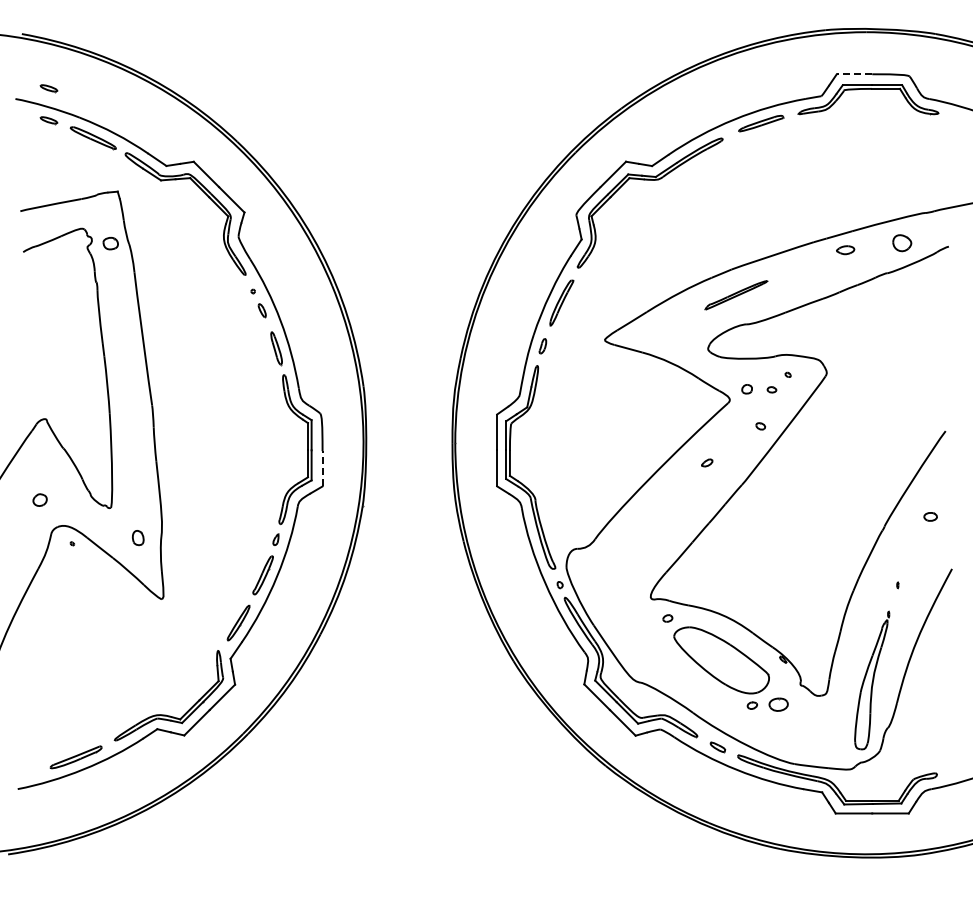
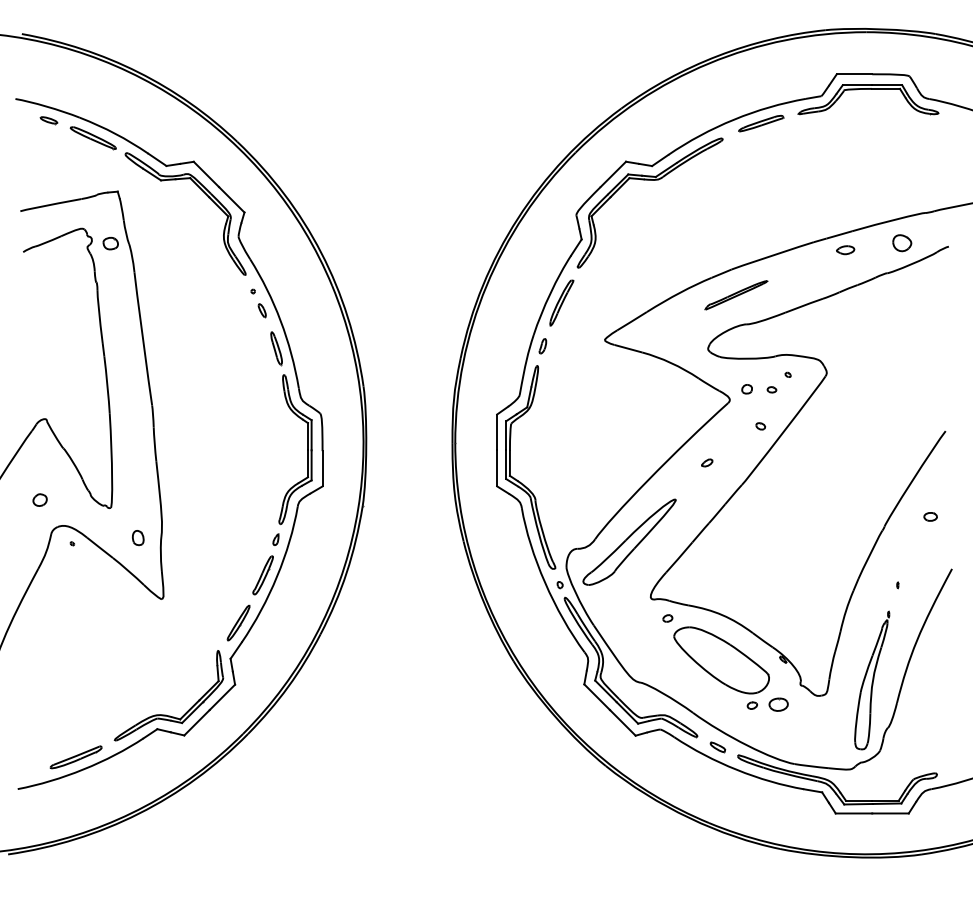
line: dashed -> solid (854, 74)
part: present -> none (48, 88)
line: dashed -> solid (322, 468)
part: none -> present (629, 541)
